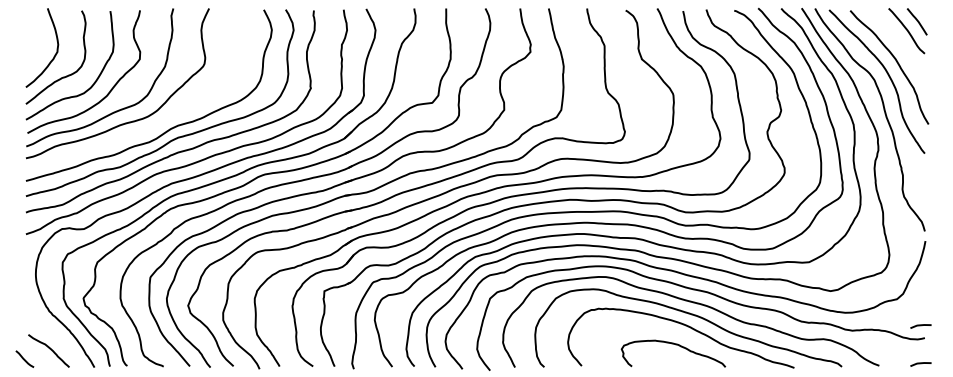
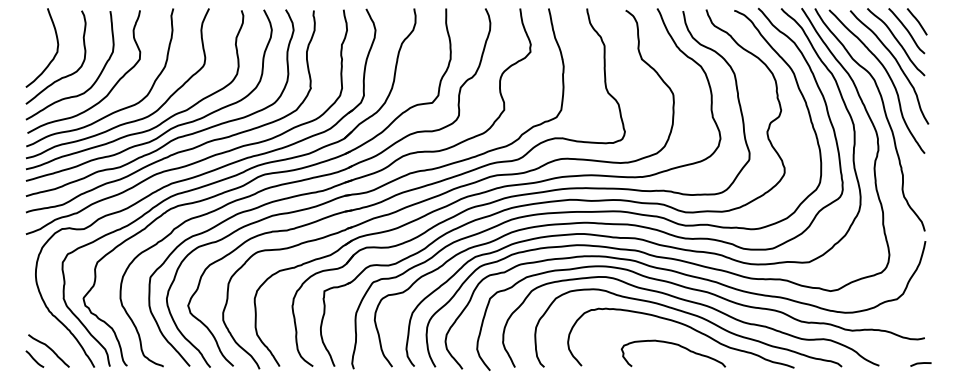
curve: none -> present (896, 41)
curve: none -> present (154, 126)
line: present -> none (920, 326)
curve position: (24, 358) -> (34, 358) (34, 358)
